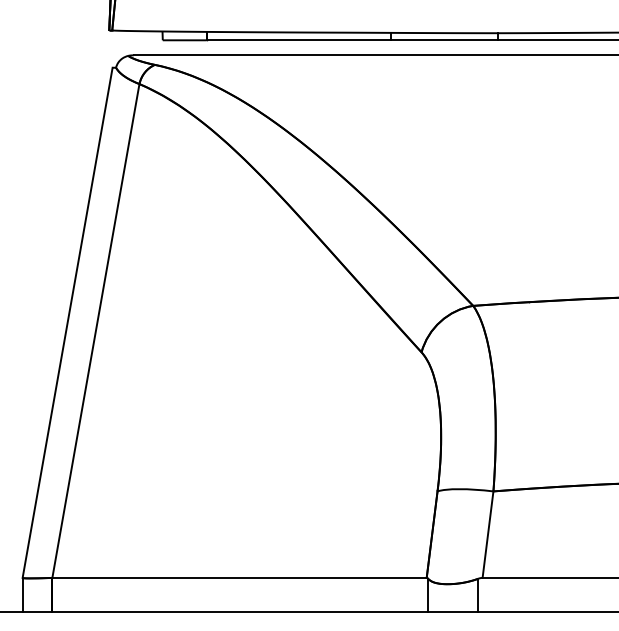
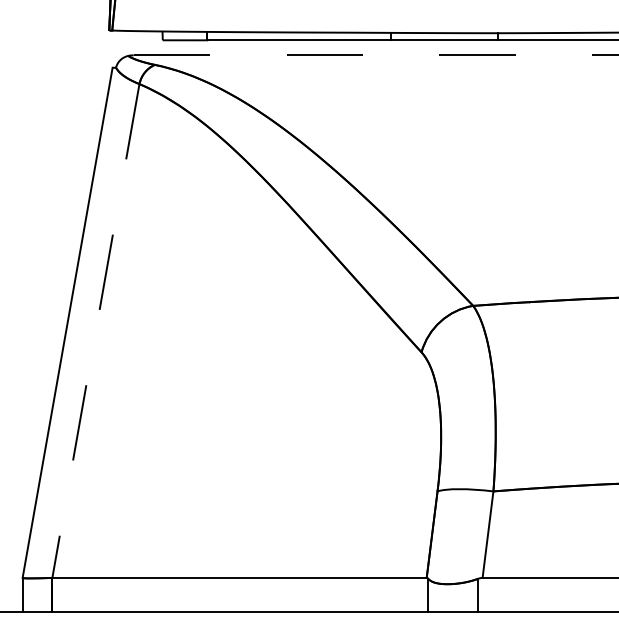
line: solid -> dashed (376, 55)
line: solid -> dashed (95, 331)
